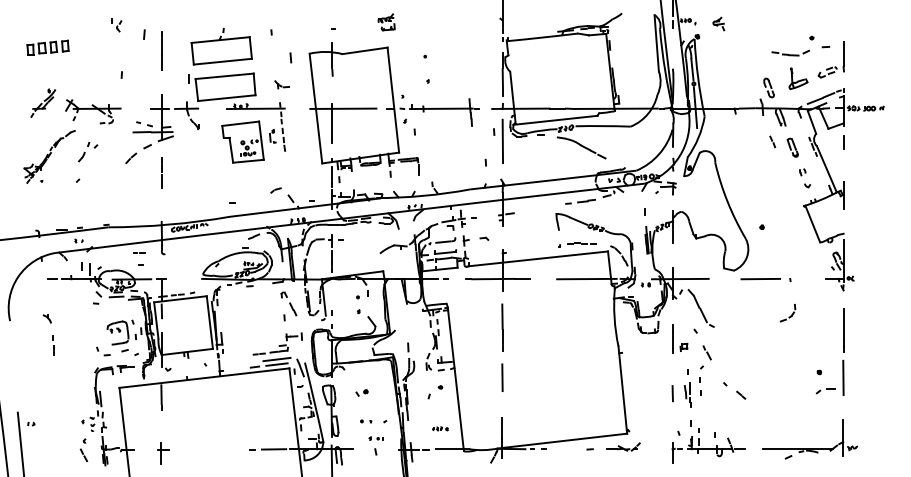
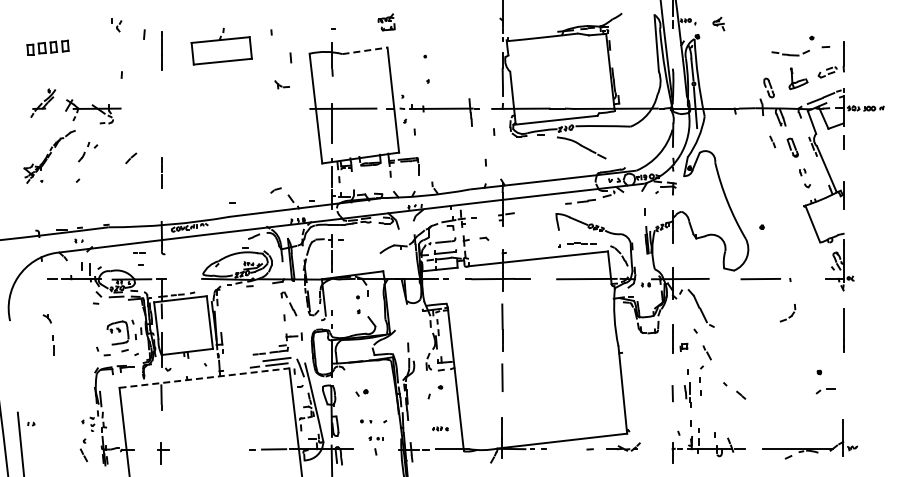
line: solid -> dashed (365, 50)
part: present -> none (199, 124)
line: present -> none (502, 141)
line: present -> none (843, 377)
line: solid -> dashed (204, 378)
